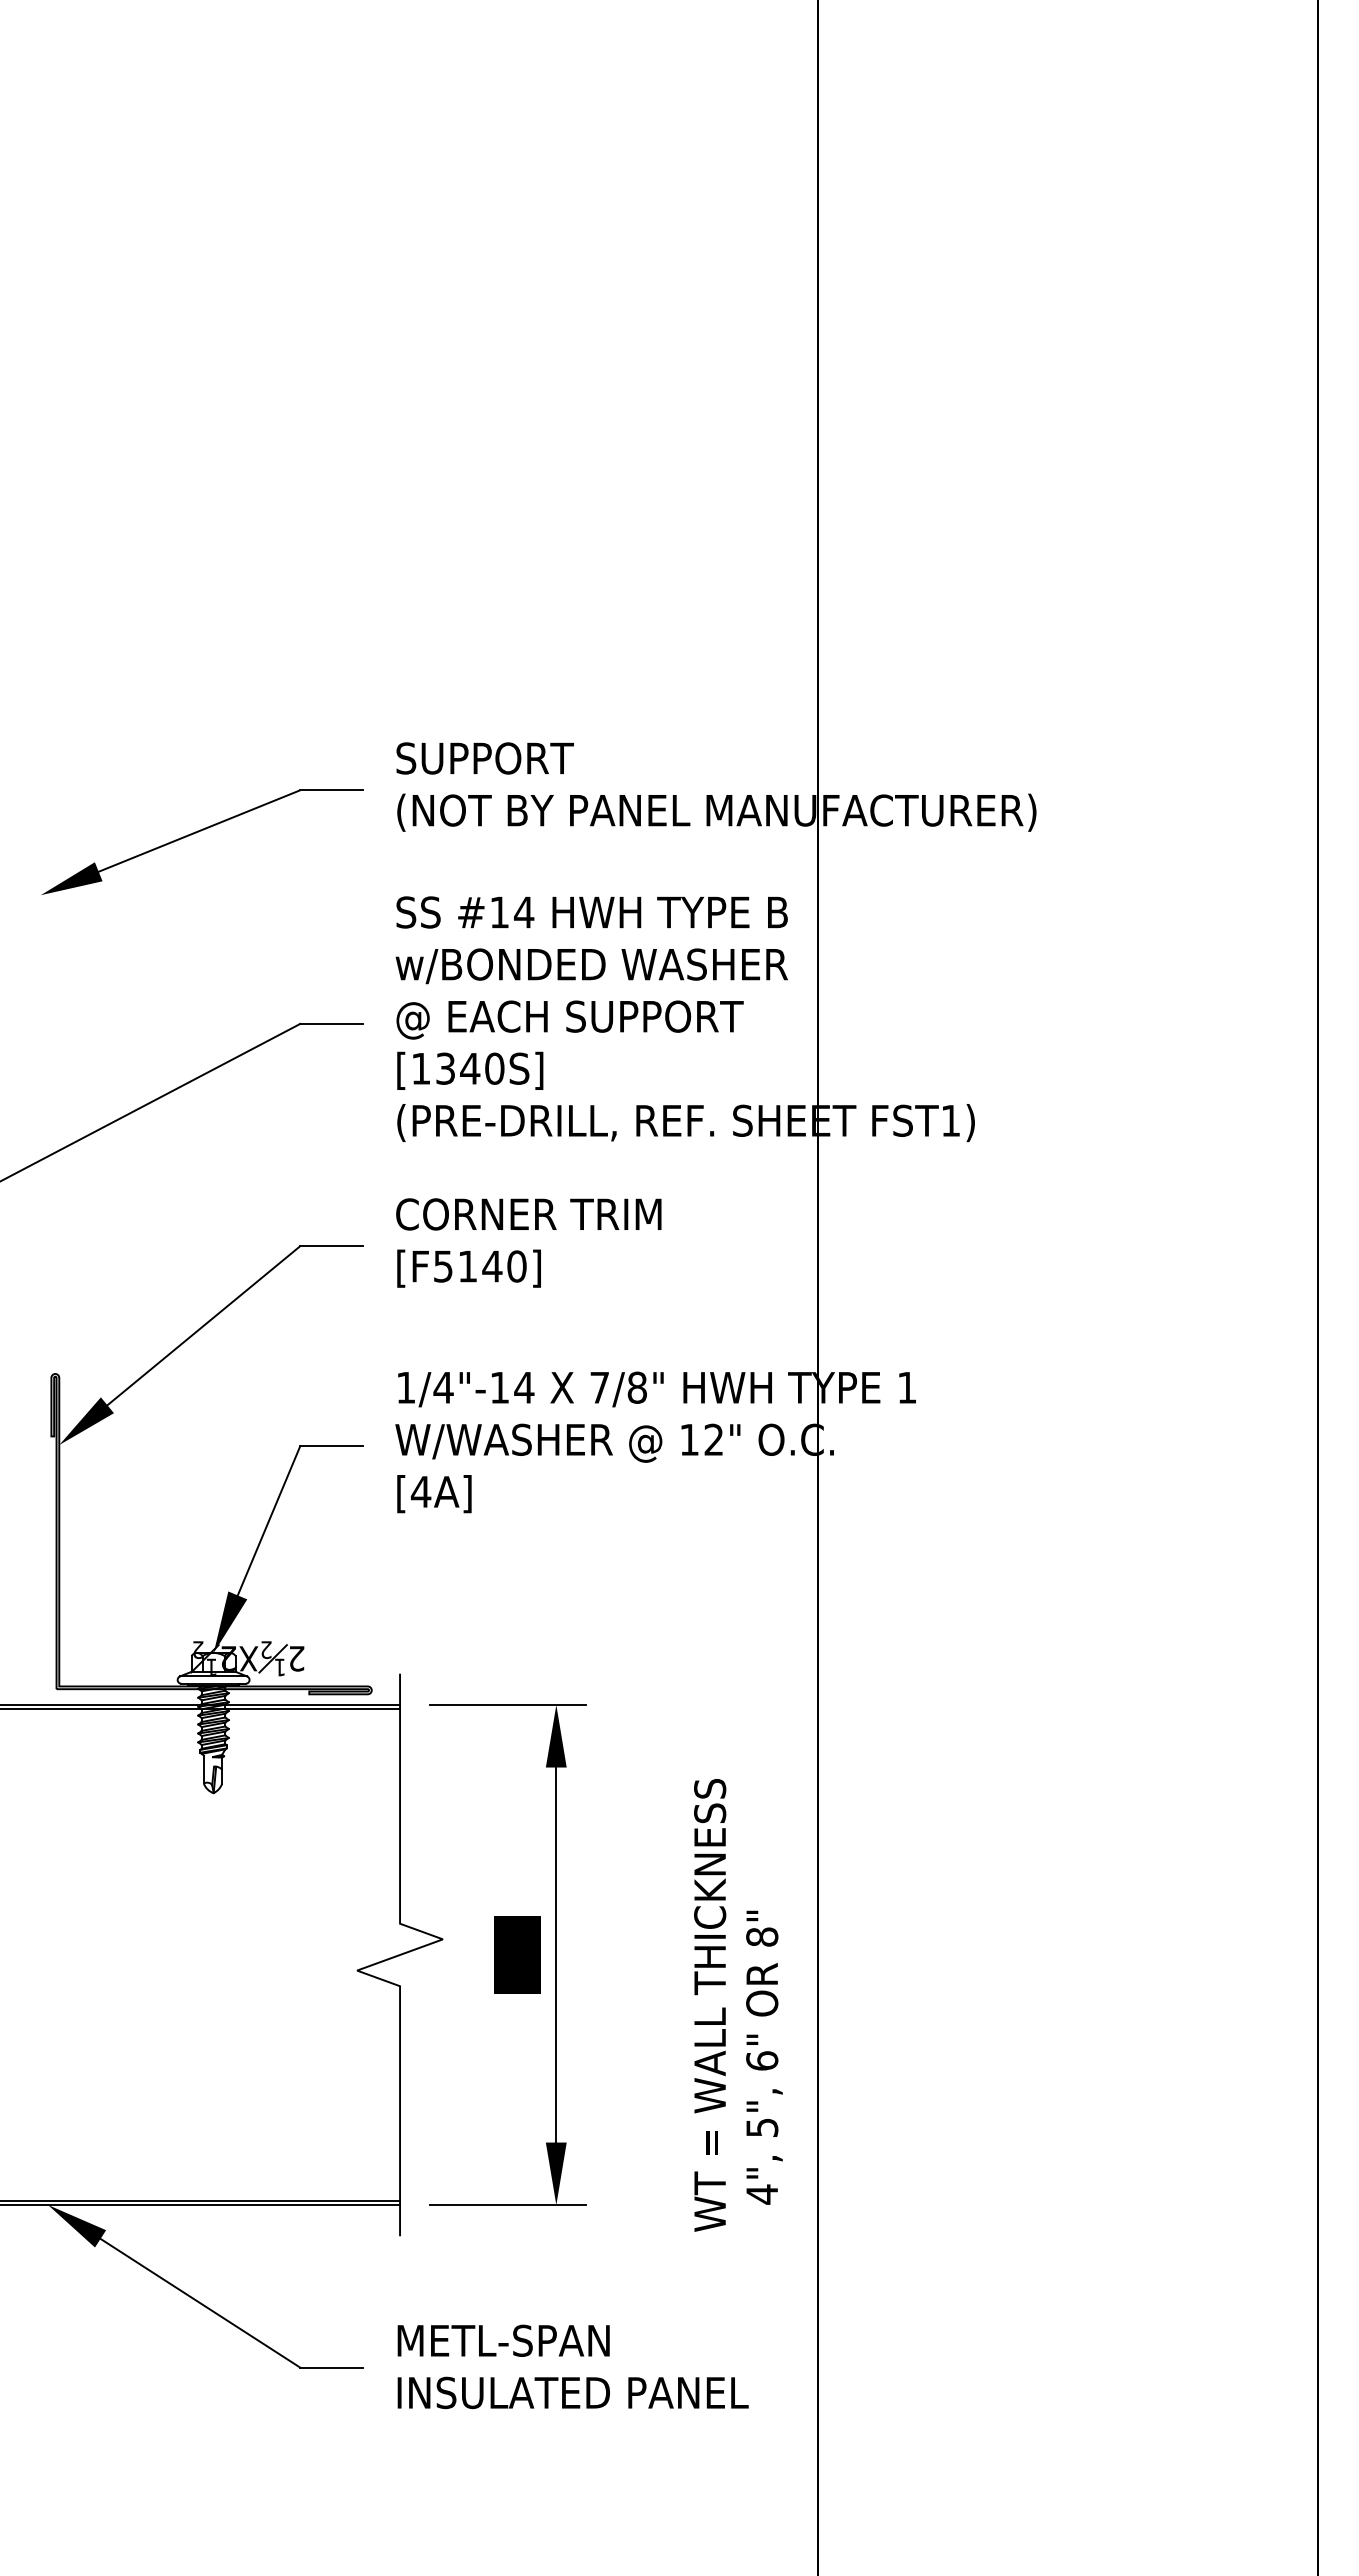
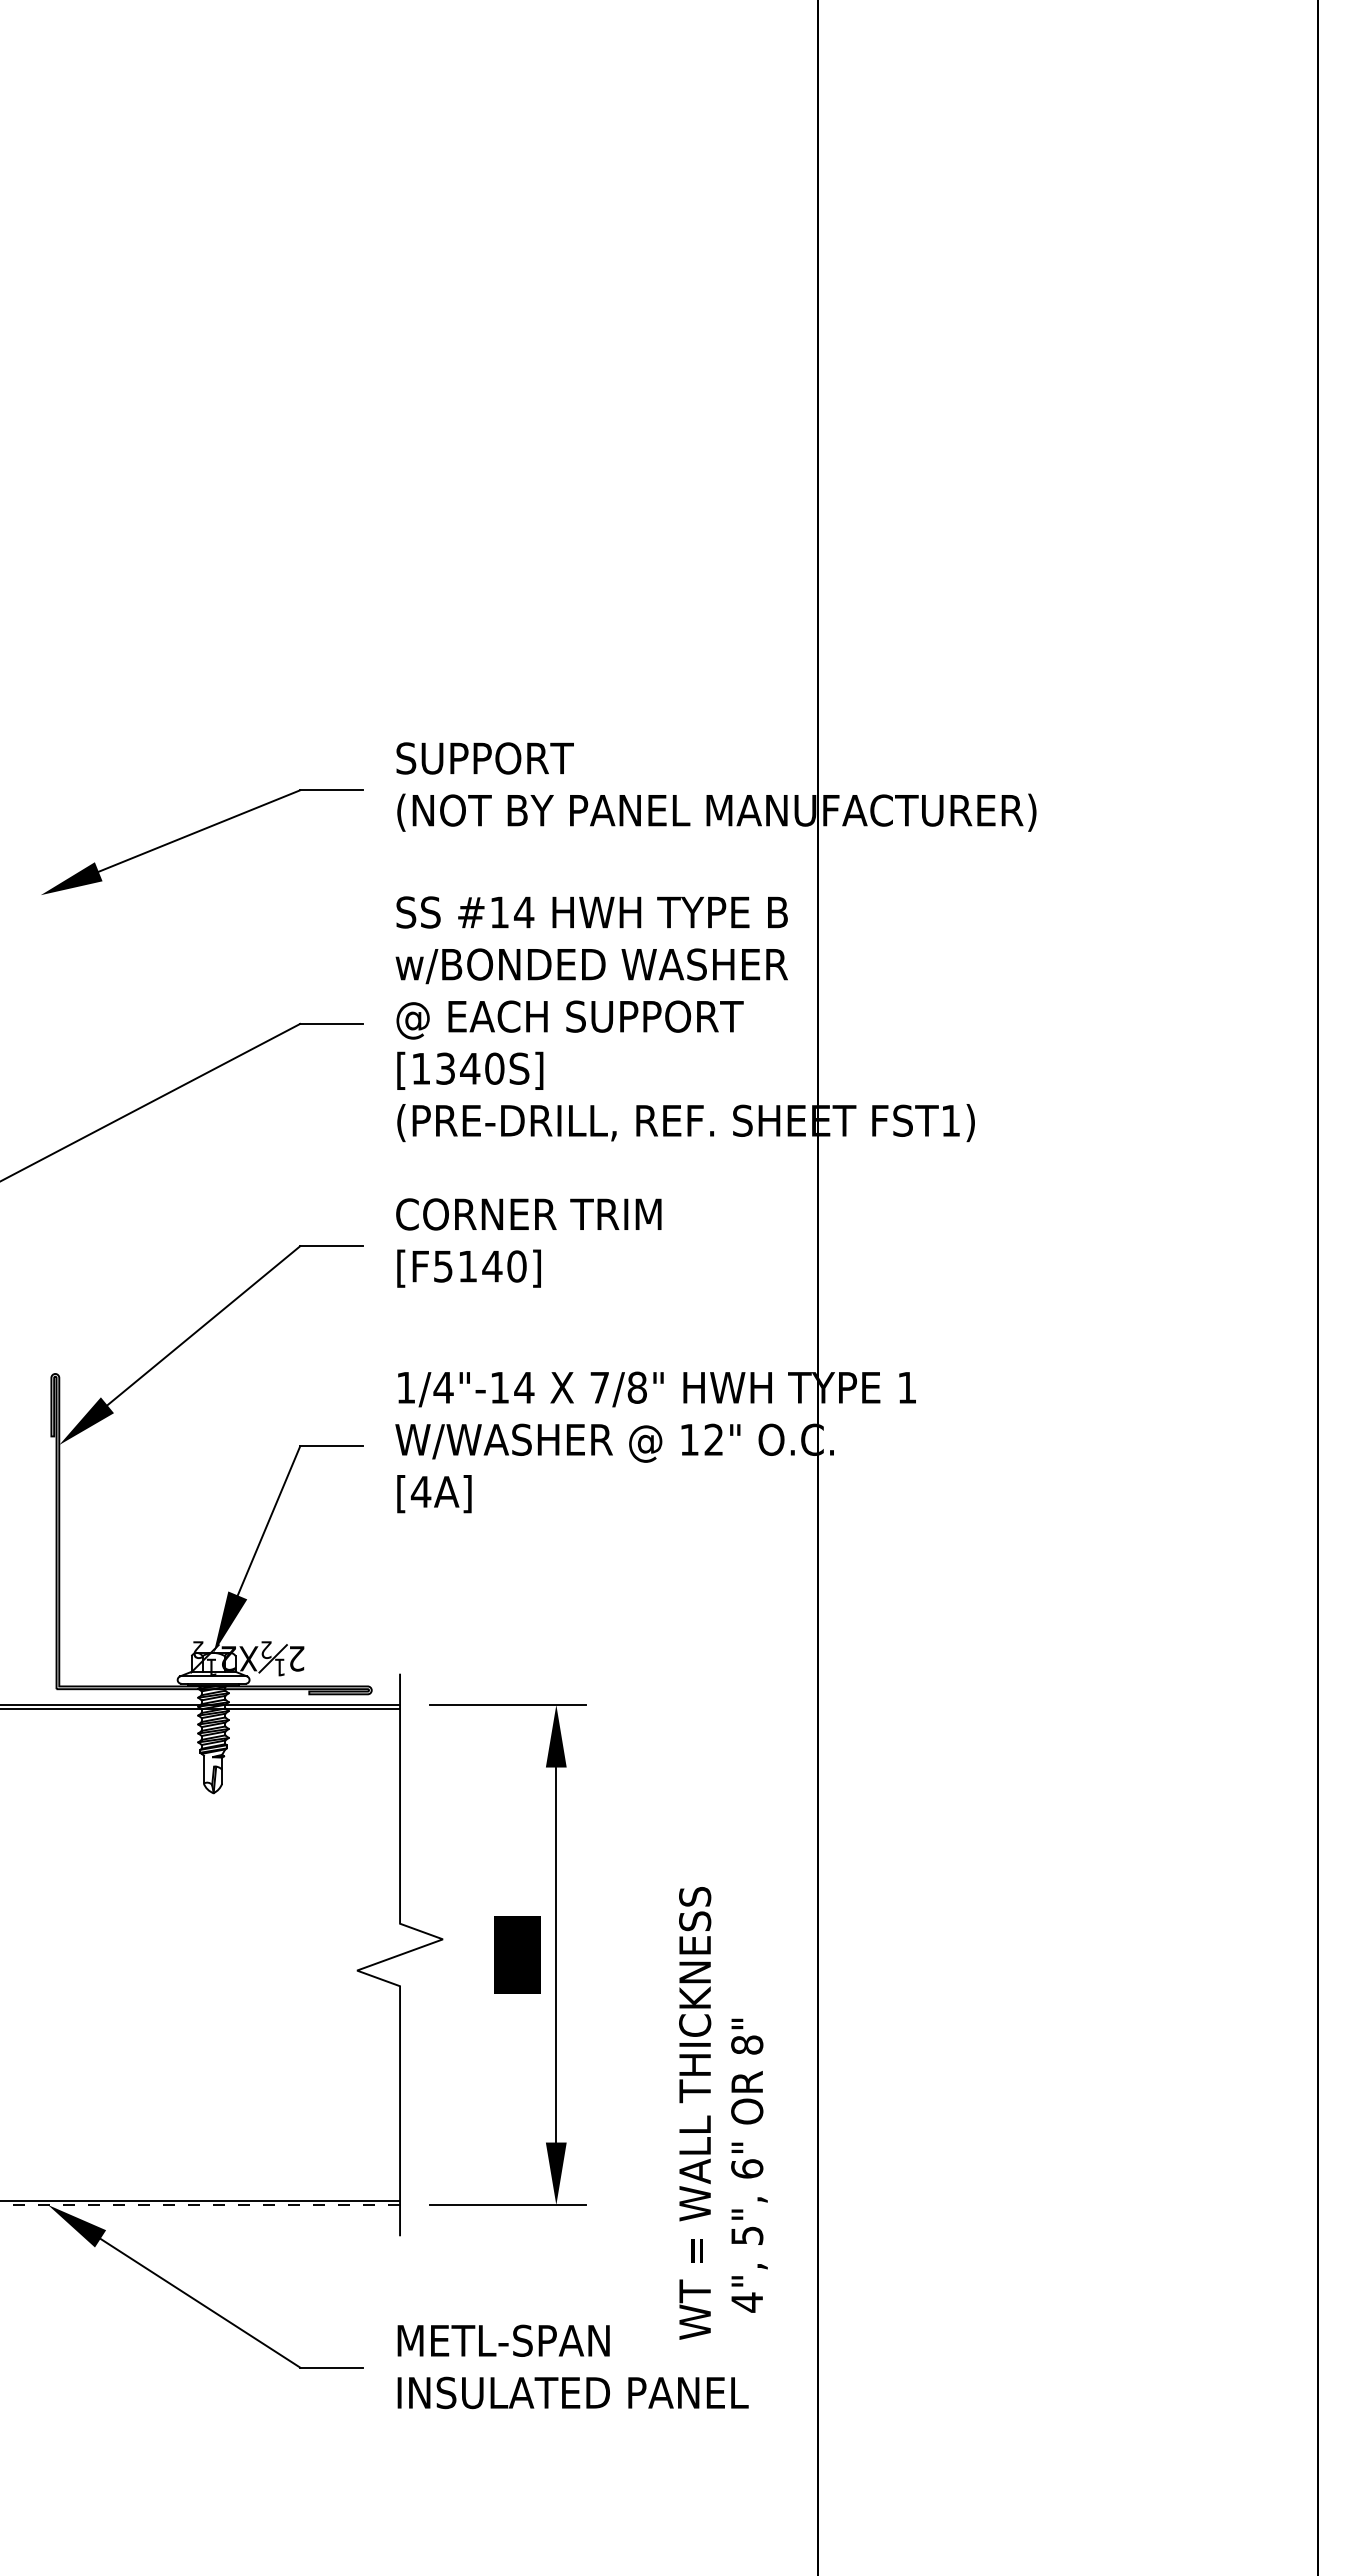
text position: (738, 2005) -> (723, 2113) (723, 2113)
line: solid -> dashed (200, 2205)
